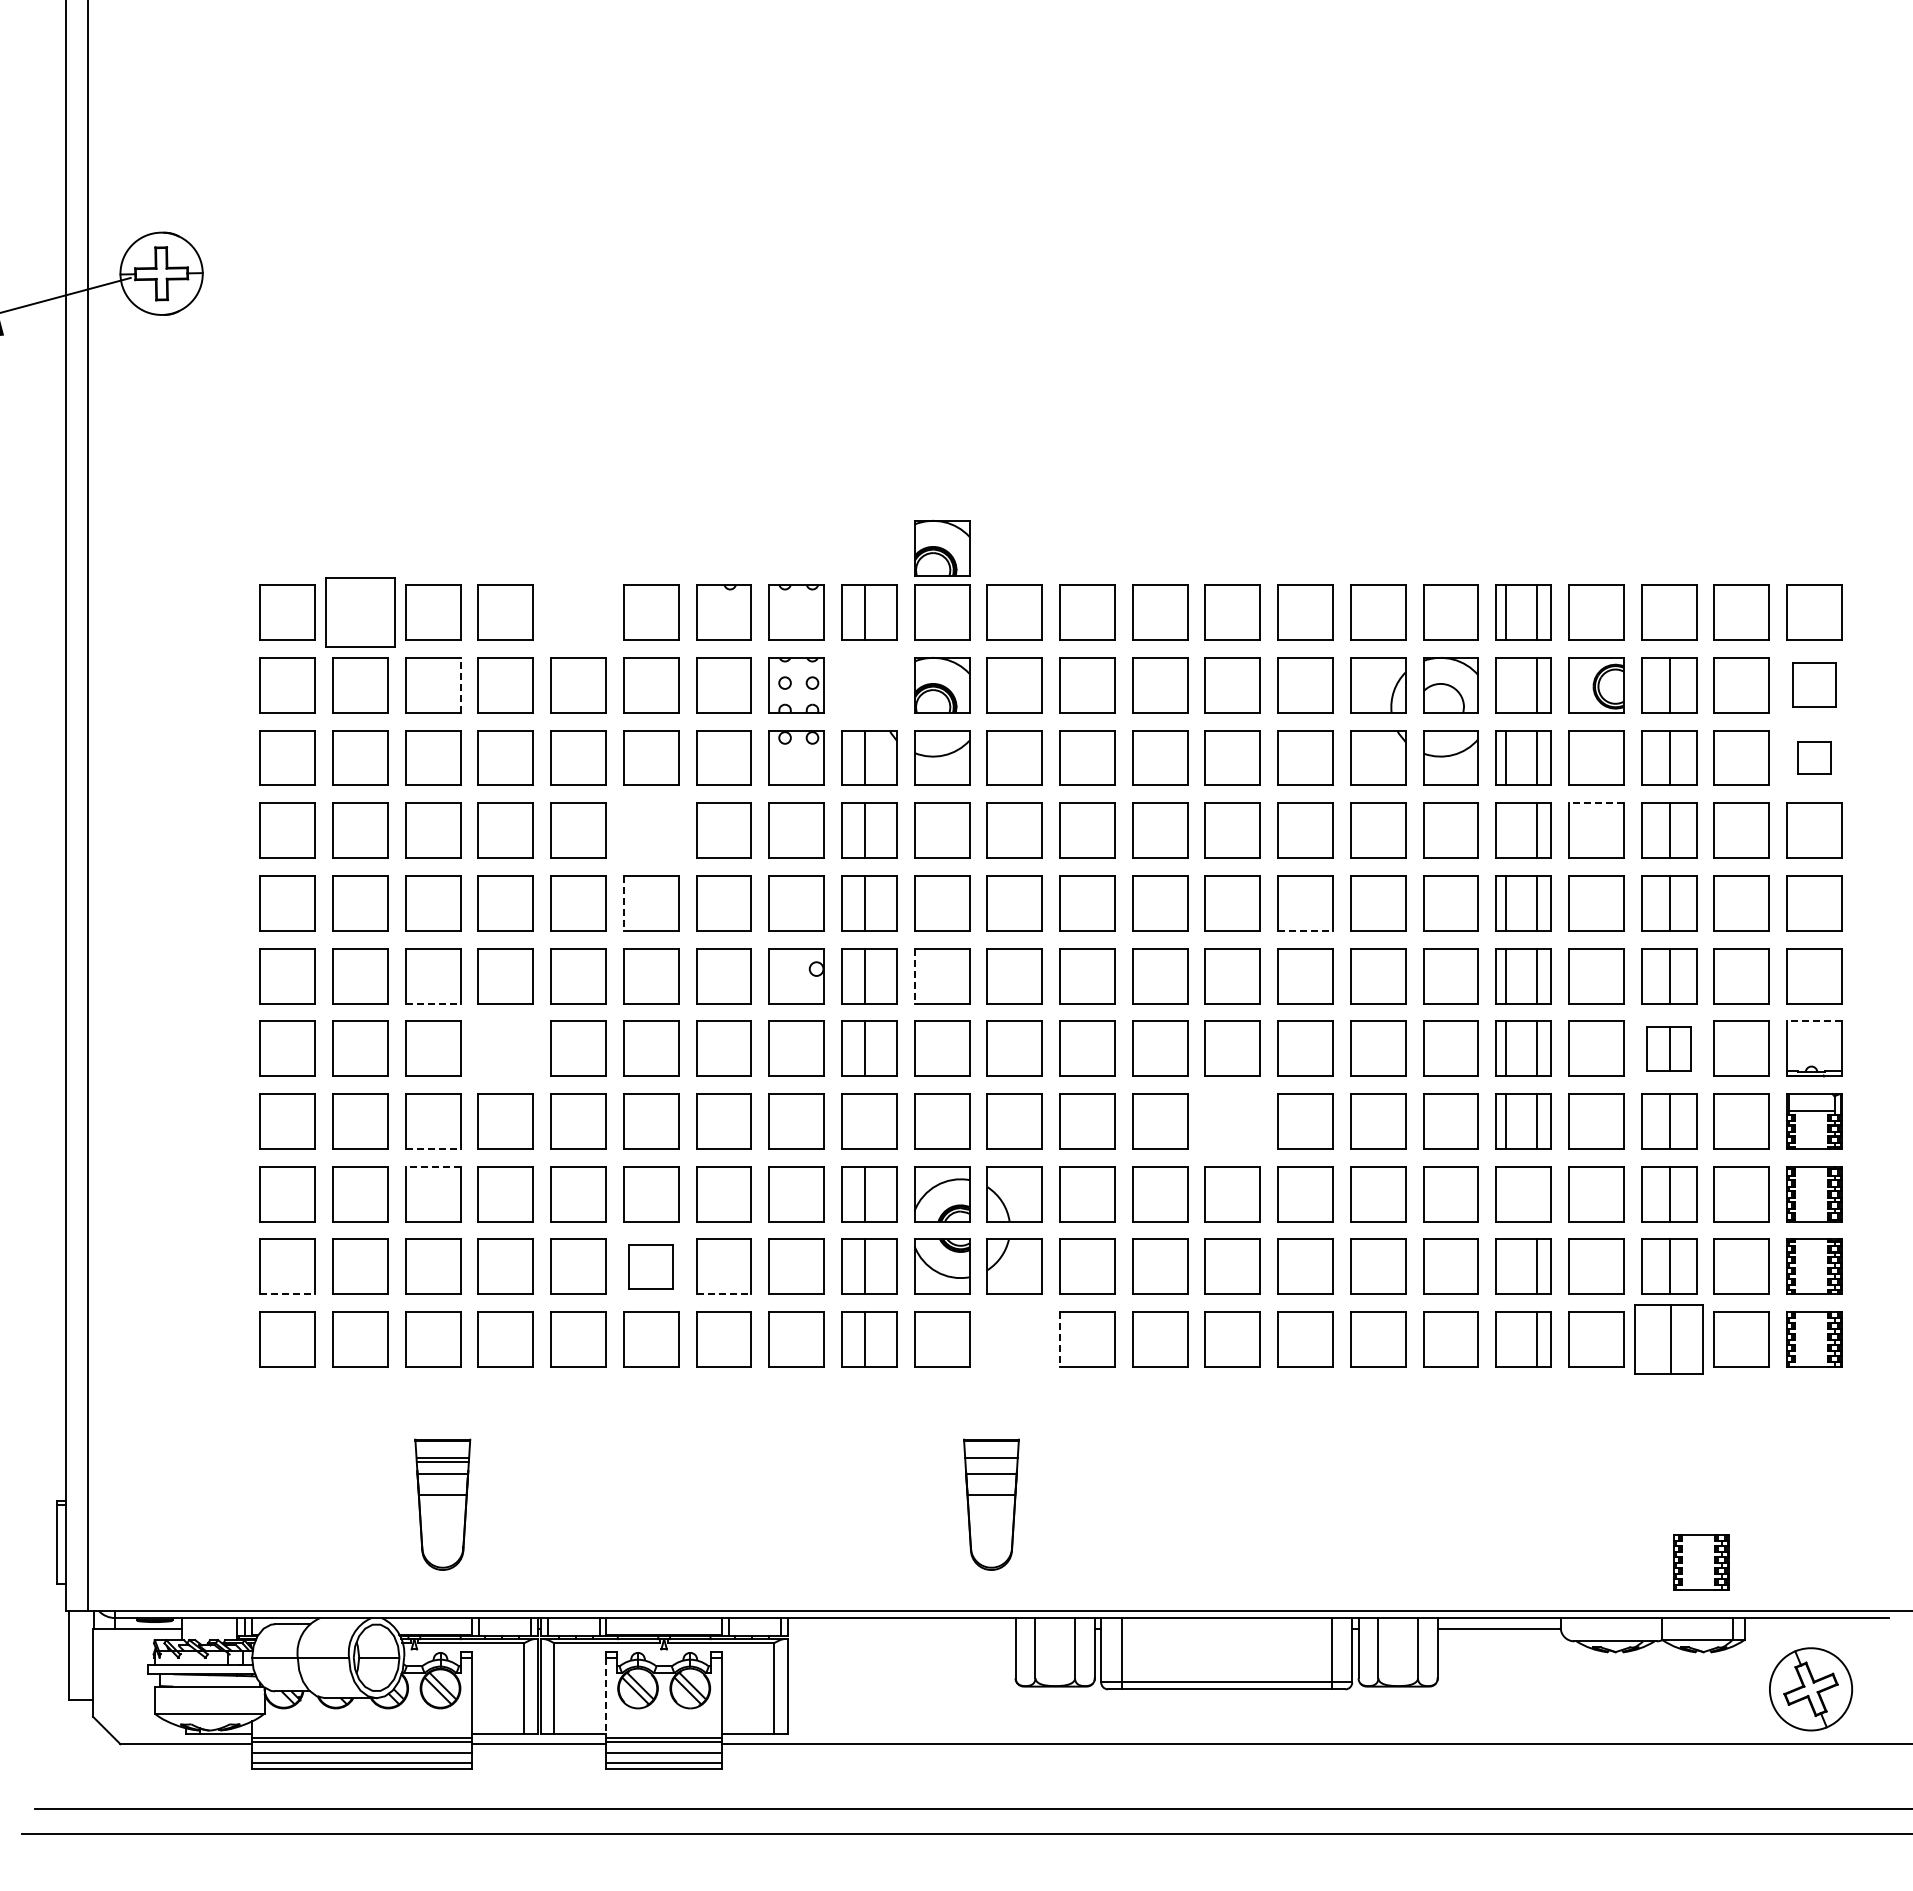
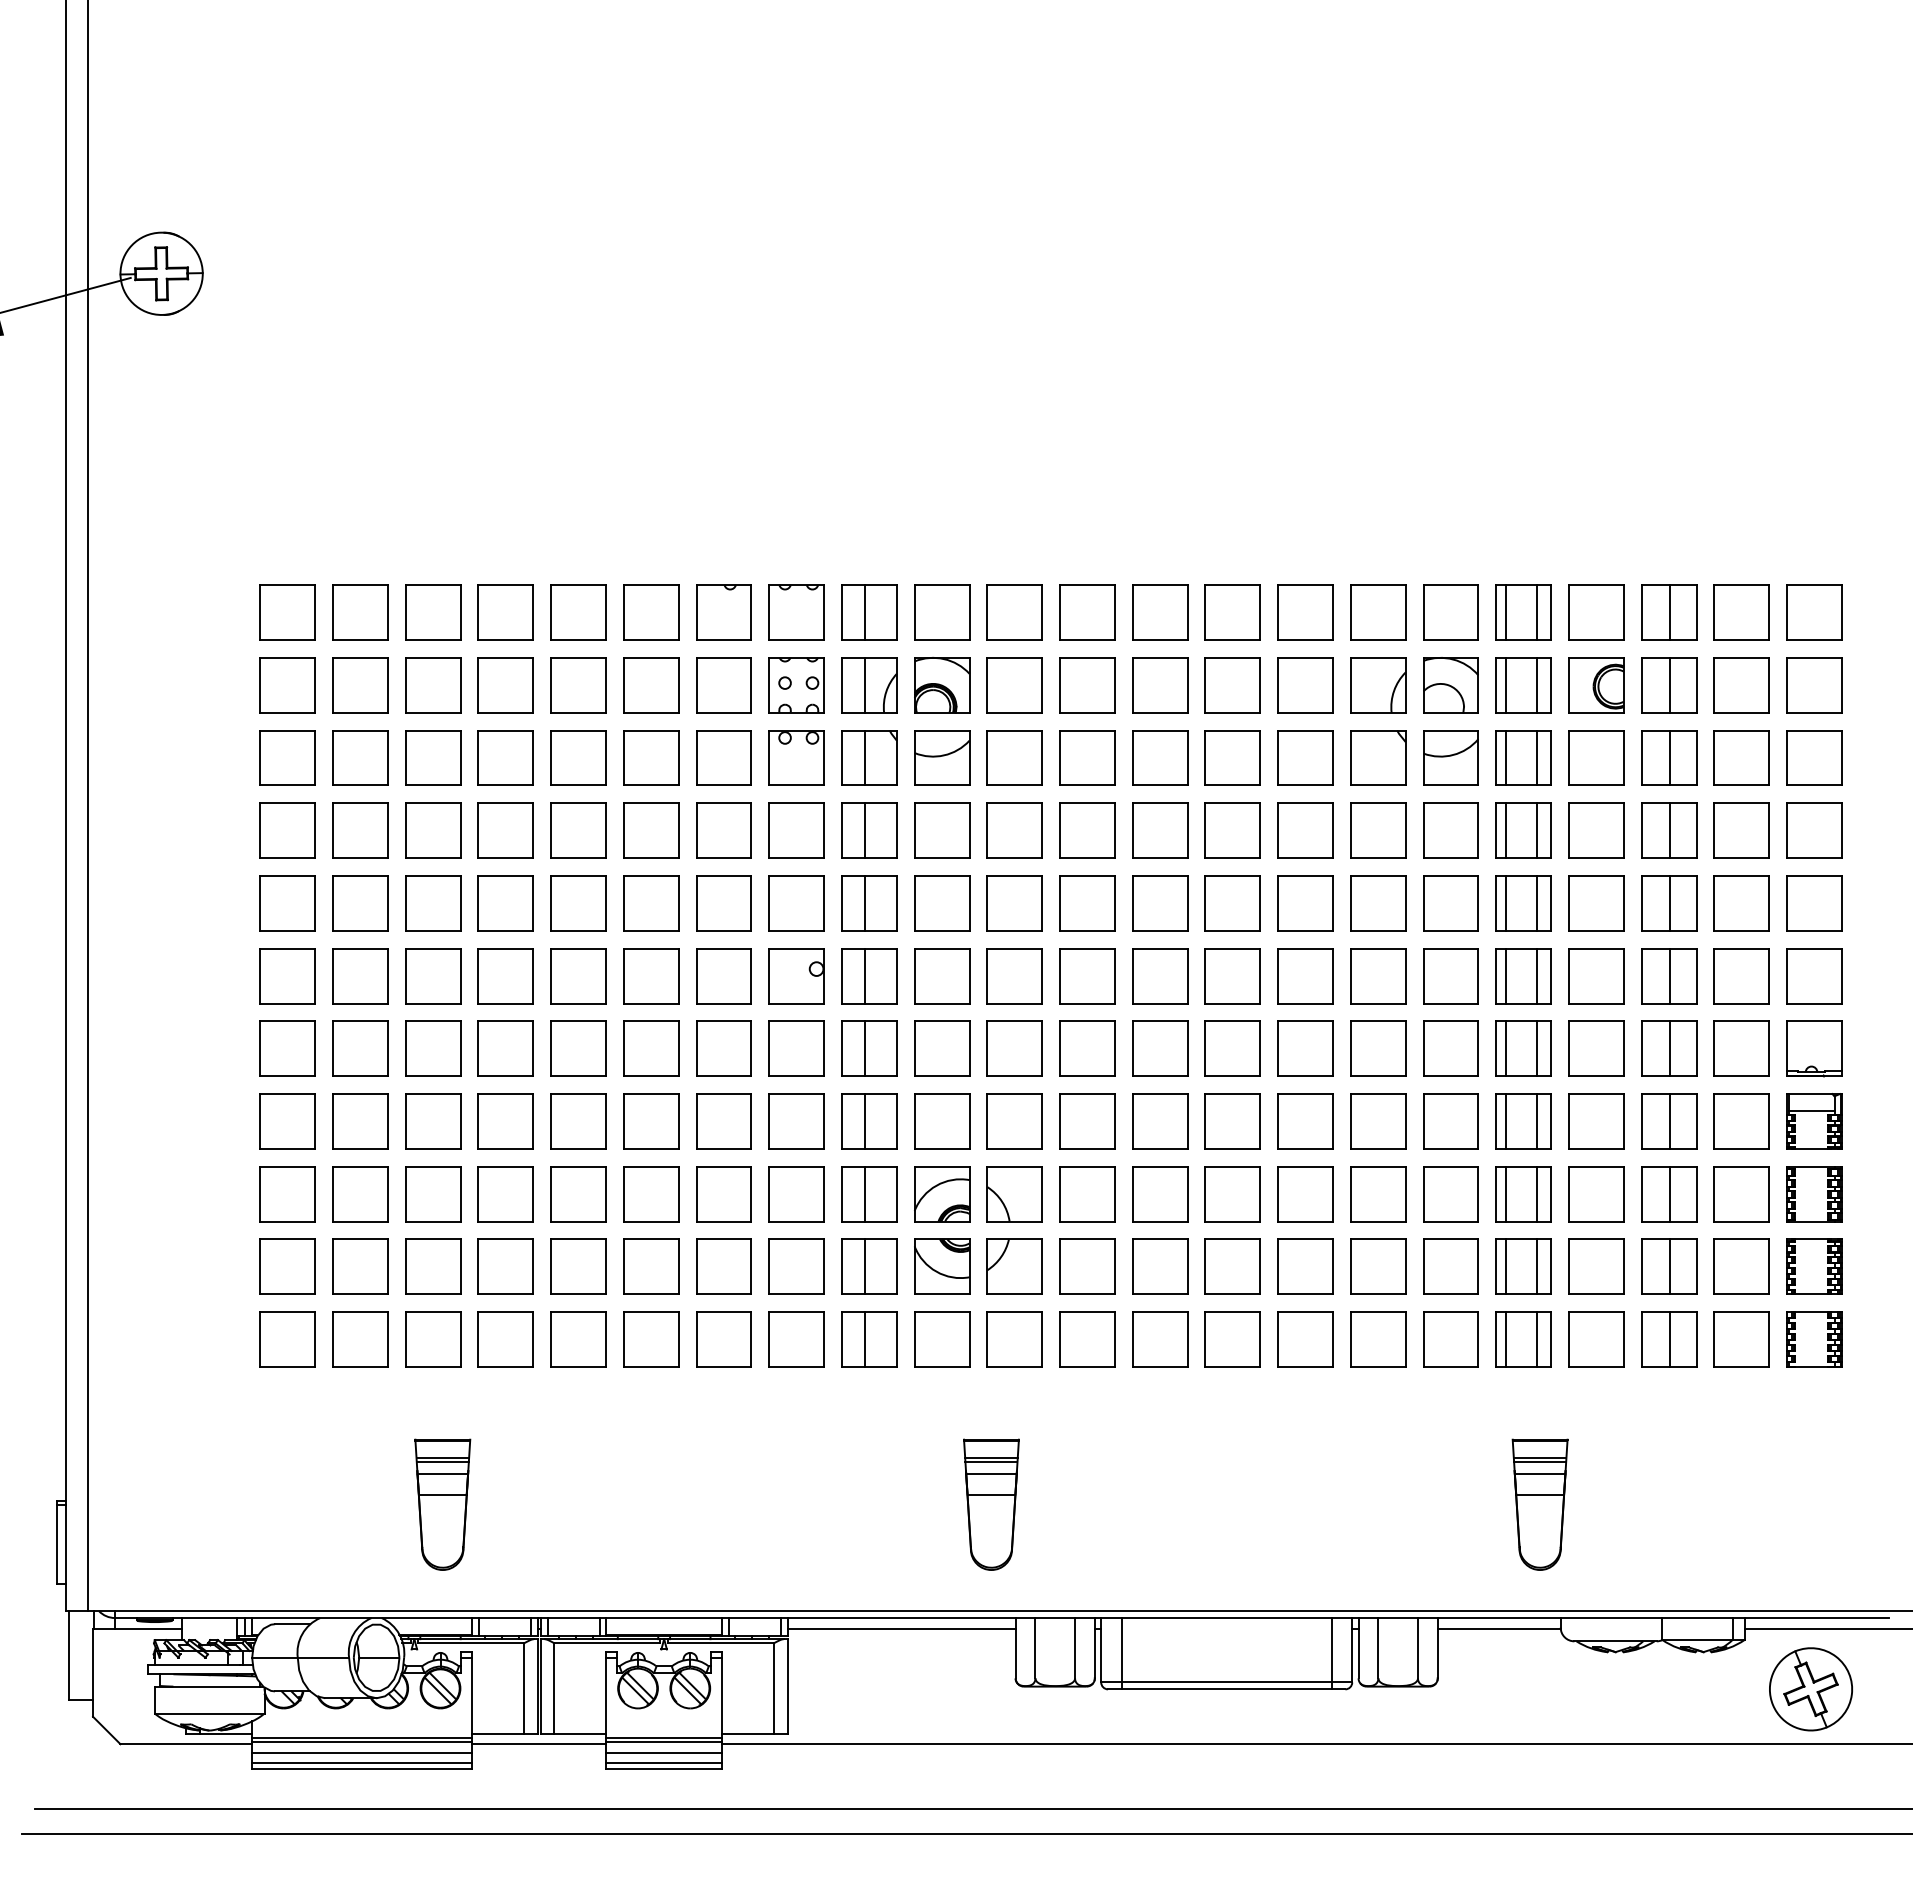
part: present -> none (942, 548)
part size: 71x71 px -> 57x57 px (360, 612)
part: none -> present (578, 612)
line: none -> present (1670, 612)
line: dashed -> solid (460, 684)
line: none -> present (1505, 684)
part size: 45x46 px -> 57x57 px (1814, 685)
part: none -> present (869, 685)
part size: 35x34 px -> 57x56 px (1814, 757)
line: dashed -> solid (1595, 803)
part: none -> present (651, 830)
line: none -> present (1505, 830)
line: dashed -> solid (623, 903)
line: dashed -> solid (1306, 930)
line: dashed -> solid (914, 976)
line: dashed -> solid (433, 1003)
line: dashed -> solid (1813, 1021)
part: none -> present (505, 1048)
part size: 46x46 px -> 57x57 px (1669, 1048)
line: none -> present (864, 1121)
part: none -> present (1232, 1121)
line: dashed -> solid (433, 1148)
line: dashed -> solid (432, 1166)
line: none -> present (1505, 1193)
line: none -> present (1537, 1193)
part size: 46x46 px -> 57x57 px (651, 1266)
line: none -> present (1505, 1266)
line: dashed -> solid (288, 1294)
line: dashed -> solid (724, 1294)
part: none -> present (1014, 1339)
line: none -> present (1505, 1339)
part size: 70x71 px -> 57x57 px (1669, 1339)
line: dashed -> solid (1060, 1340)
line: none -> present (991, 1462)
part: none -> present (1539, 1504)
part: present -> none (1701, 1562)
line: none -> present (901, 1629)
line: none -> present (1826, 1629)
line: dashed -> solid (606, 1698)
